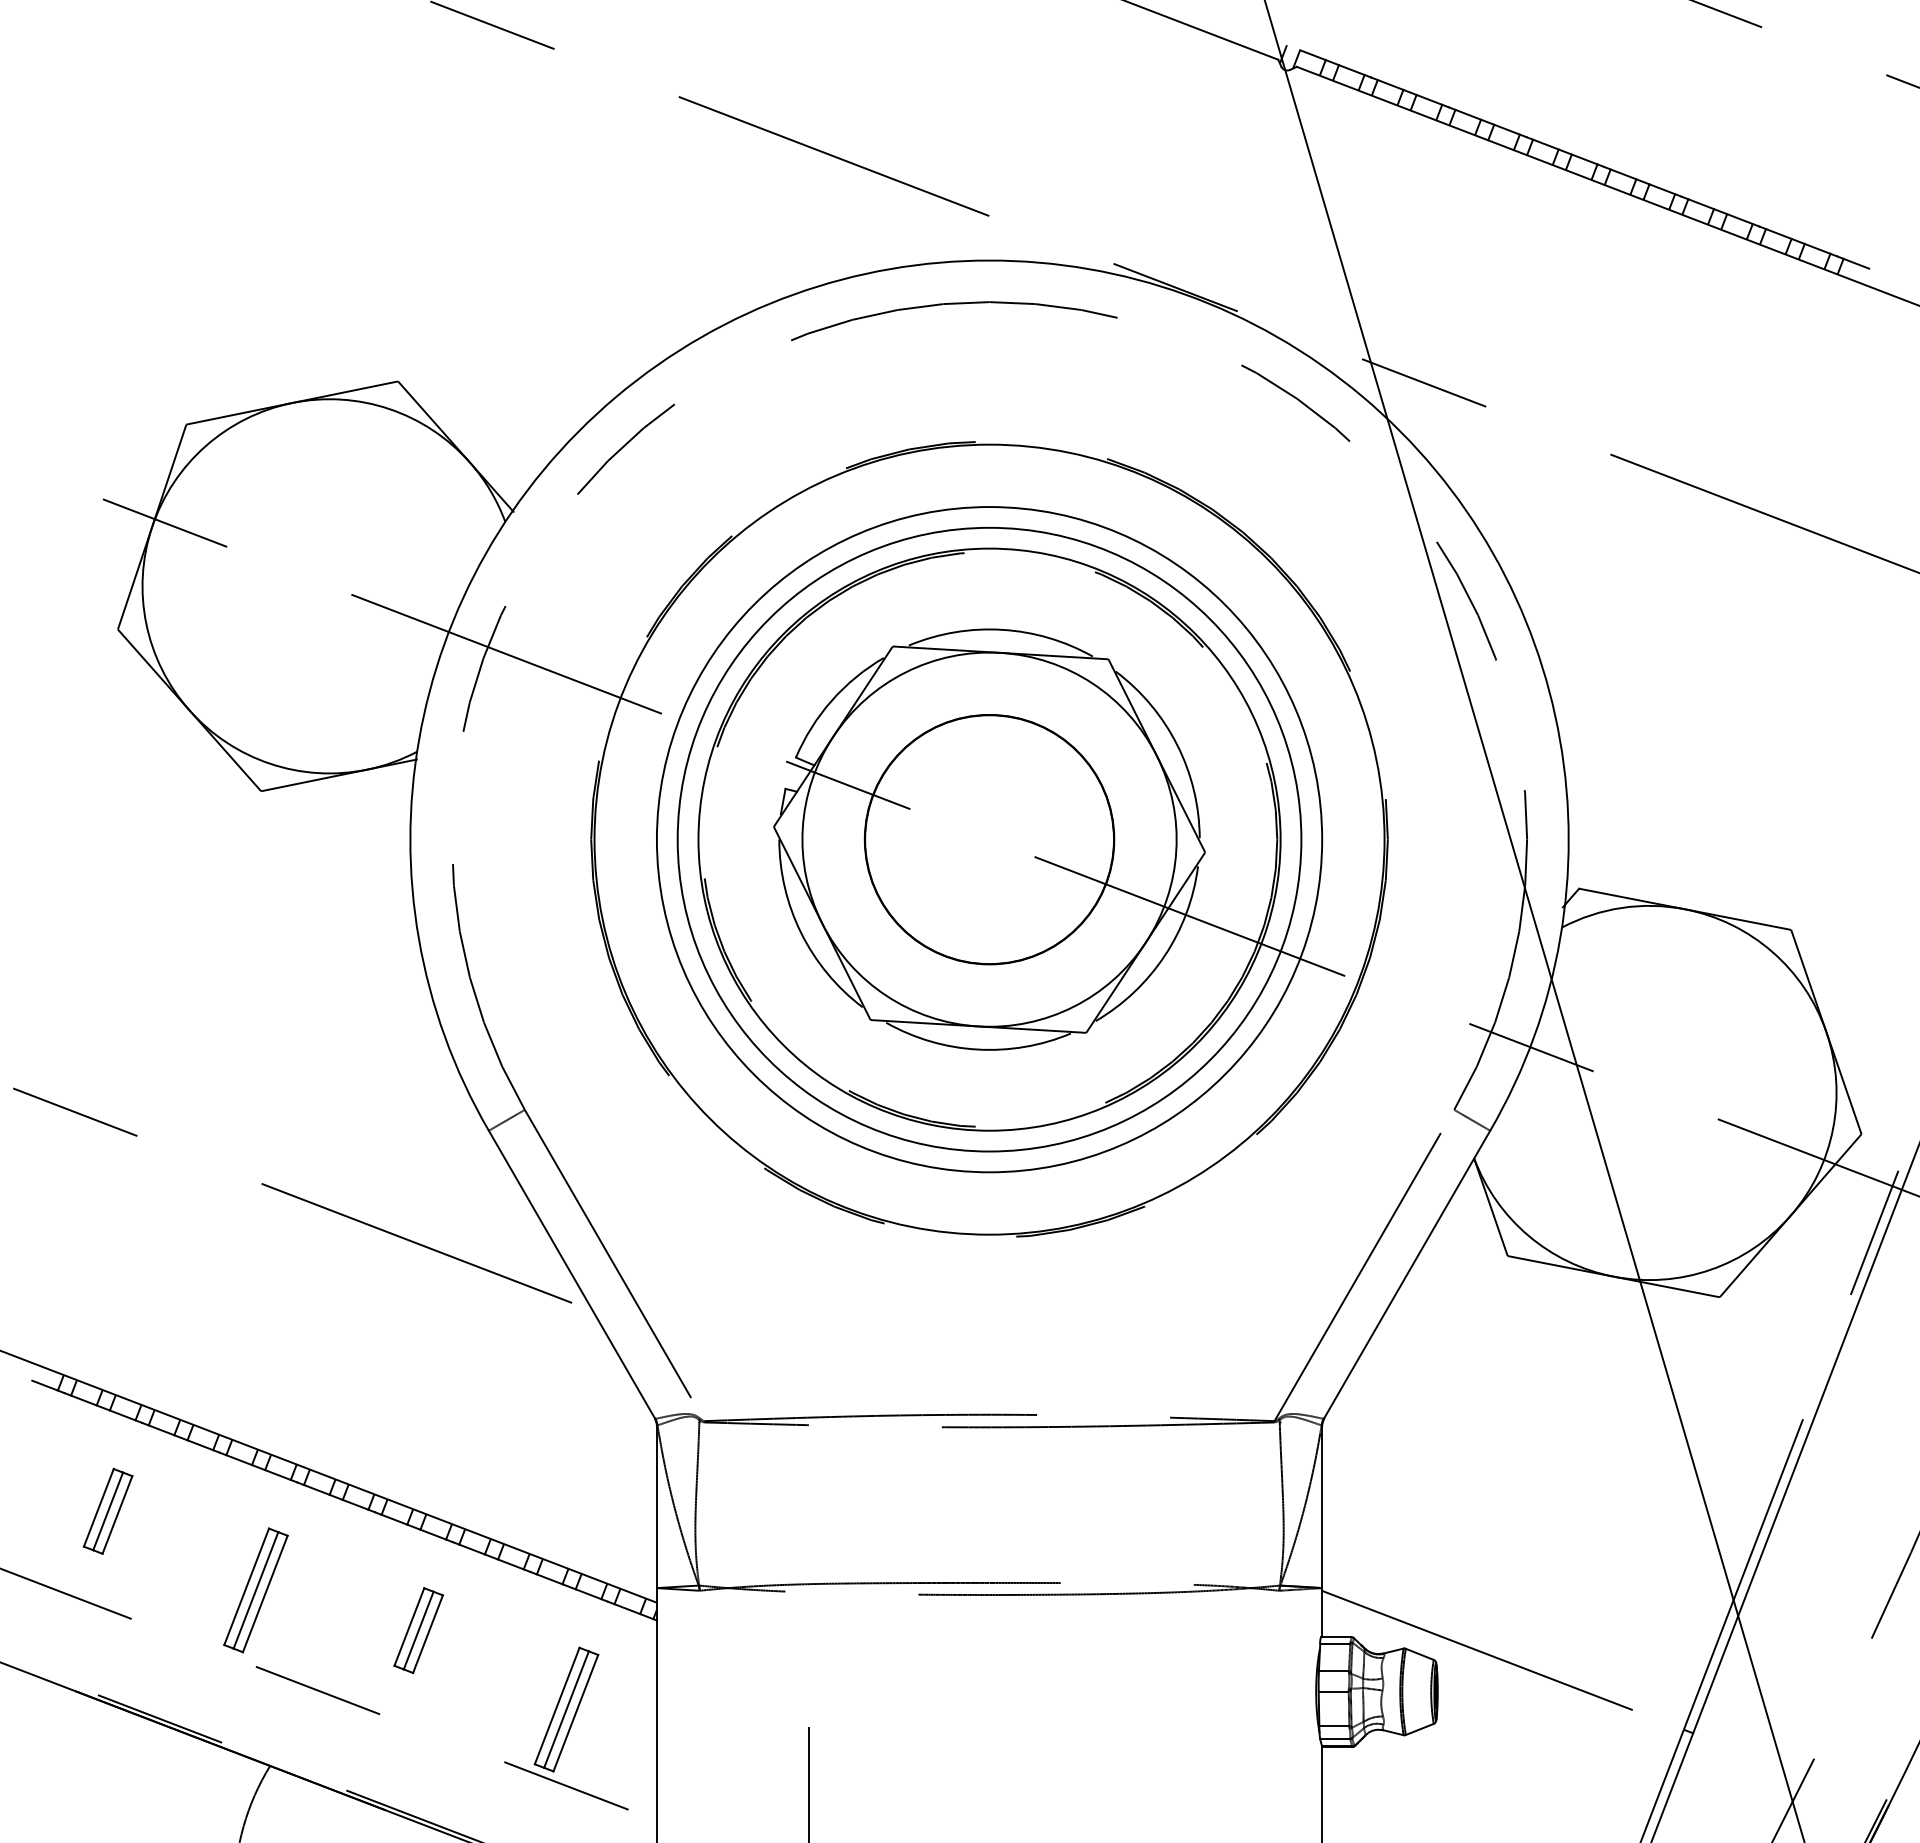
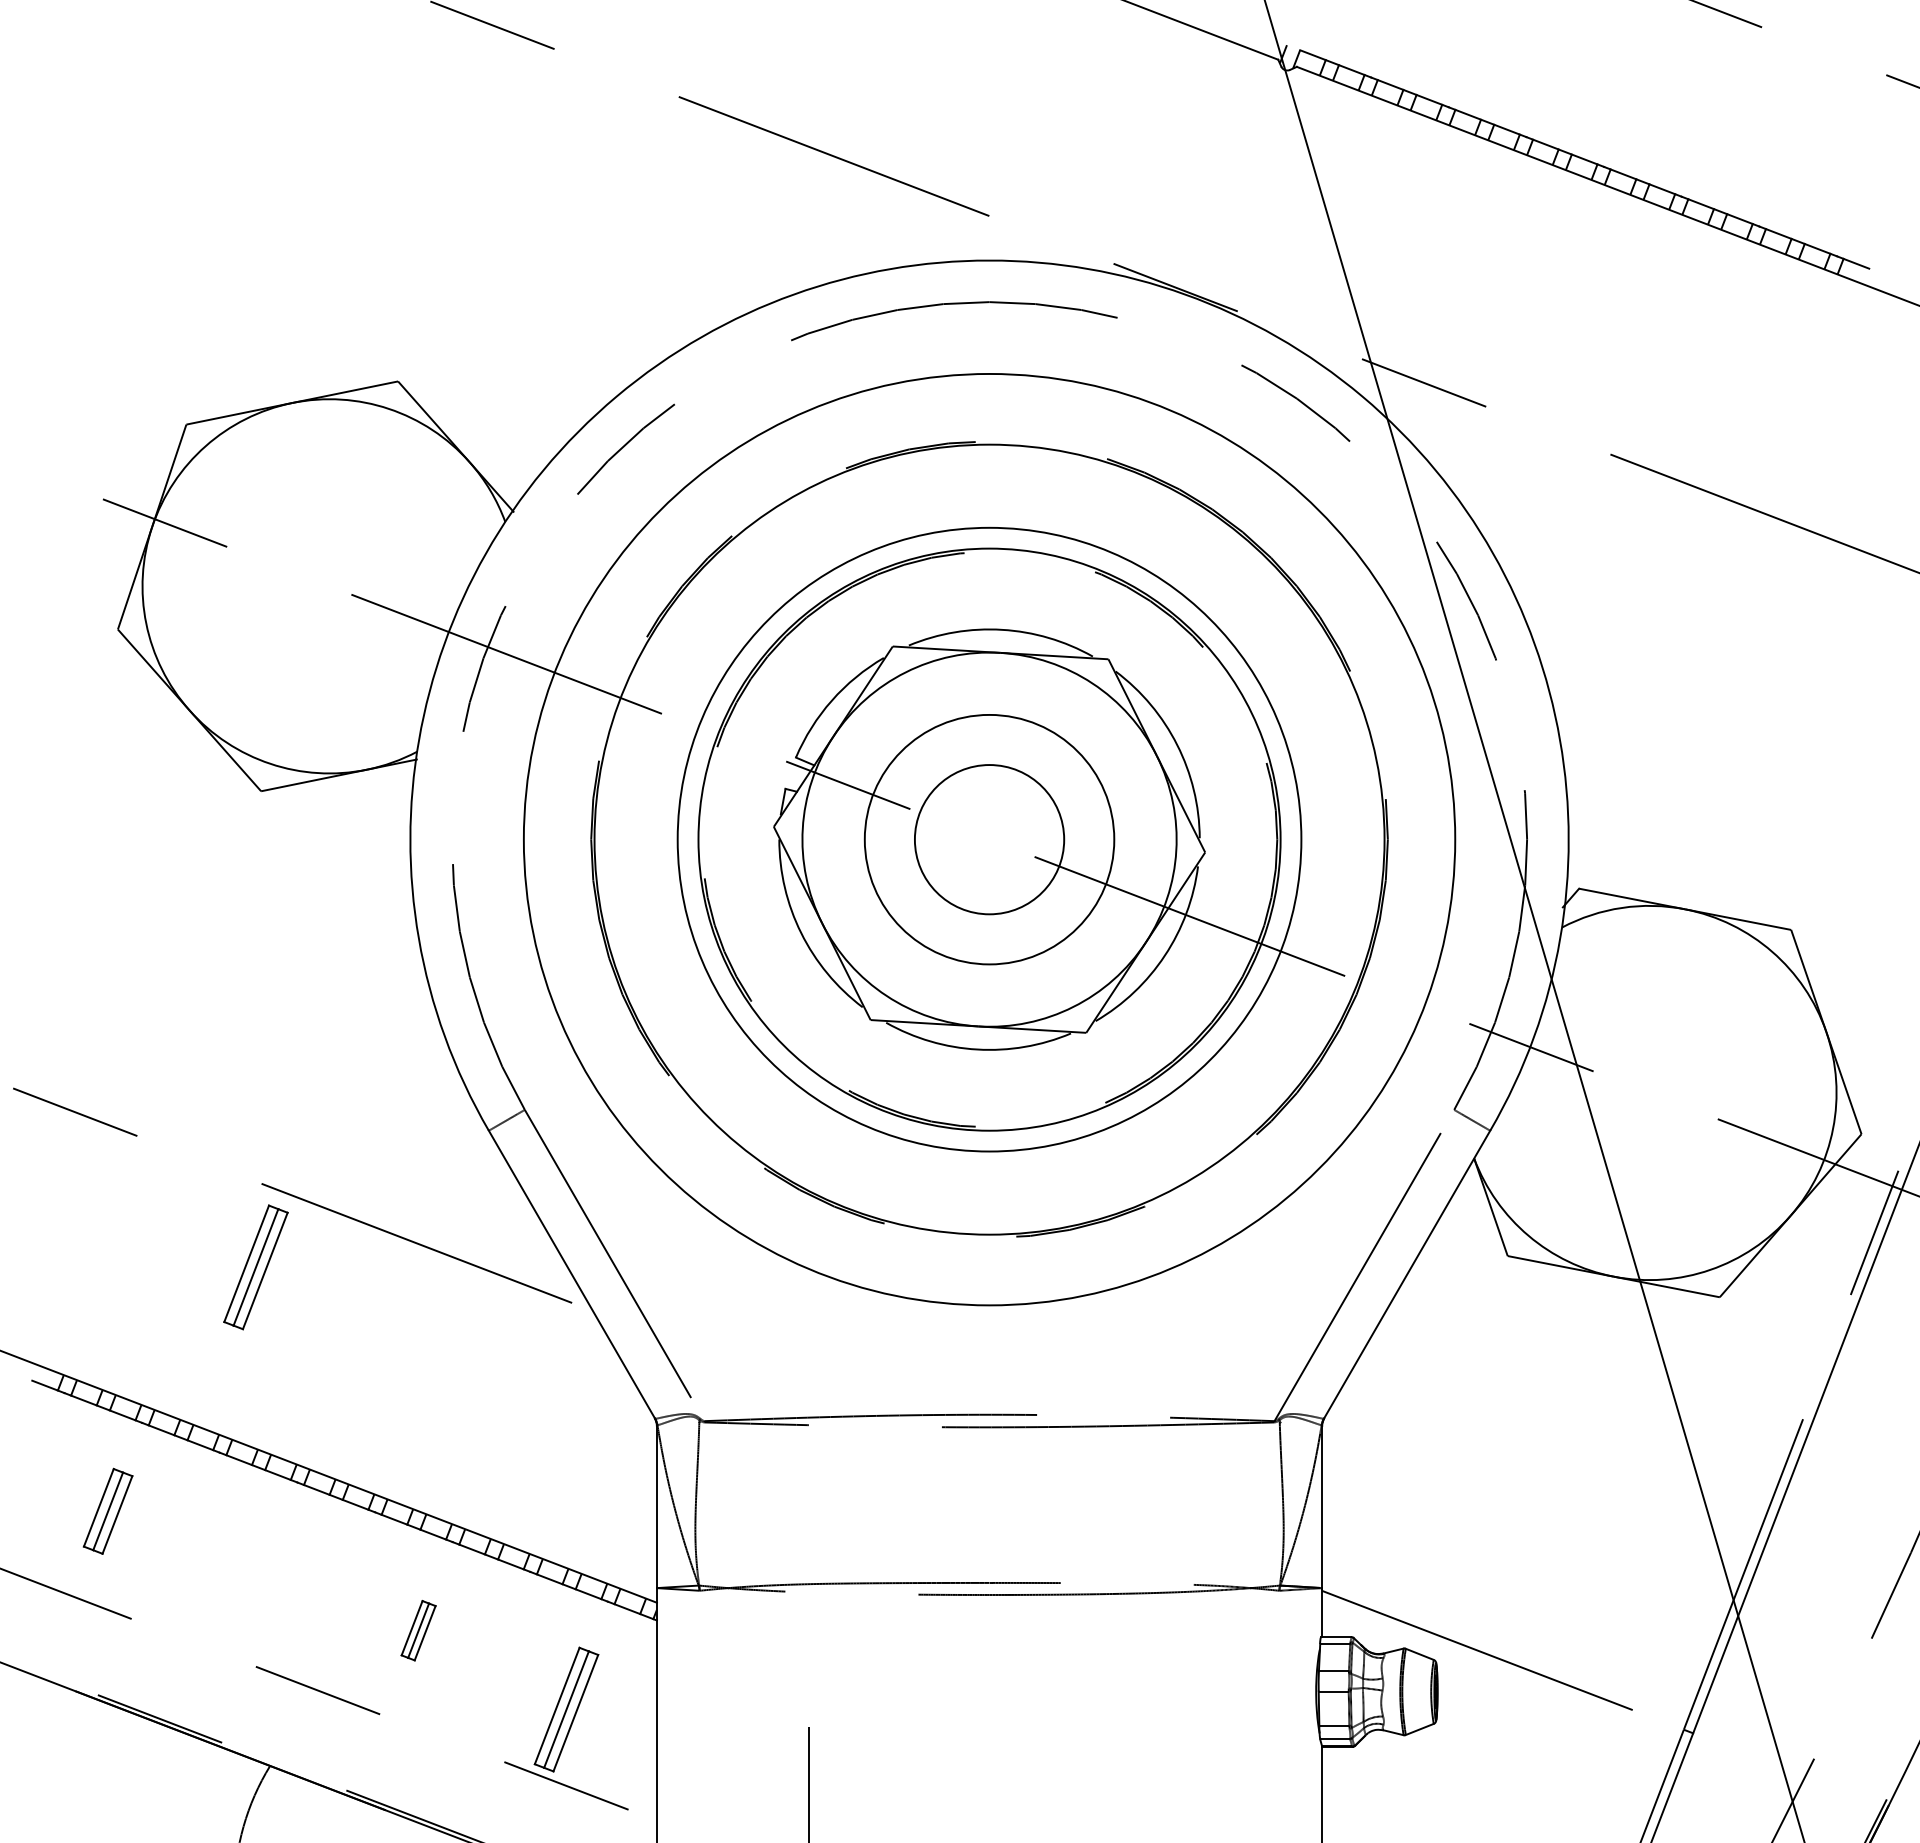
circle diameter: 249 px -> 149 px (989, 839)
circle diameter: 665 px -> 931 px (989, 839)
part position: (255, 1590) -> (255, 1267) (255, 1267)
part size: 51x88 px -> 37x62 px (418, 1630)
